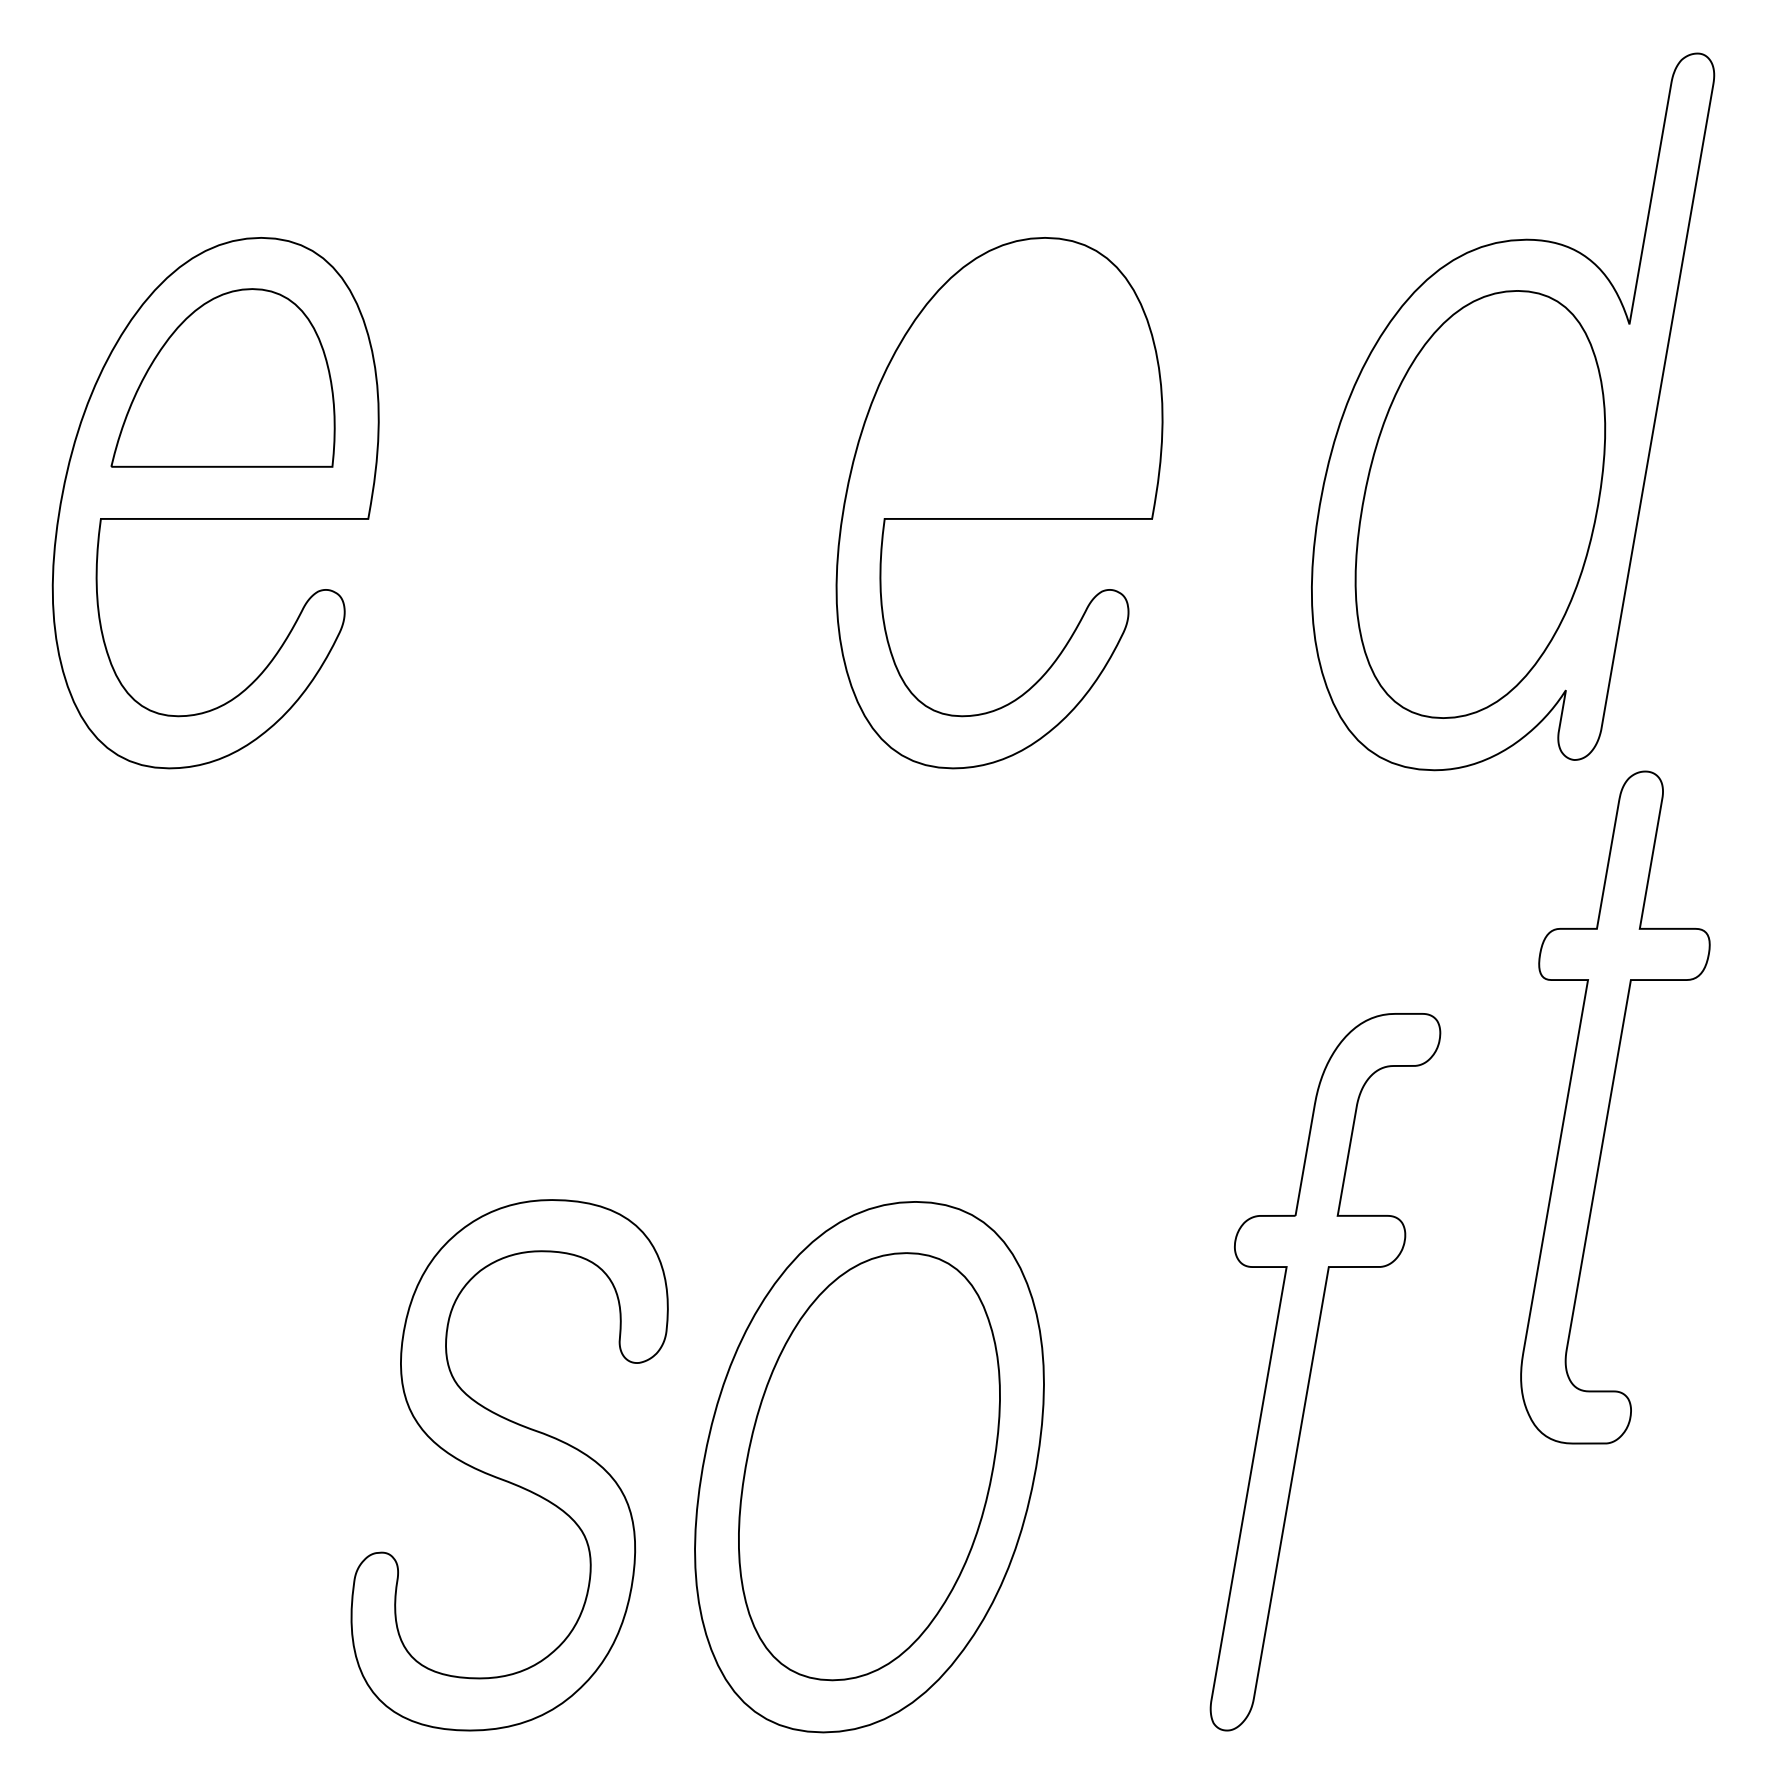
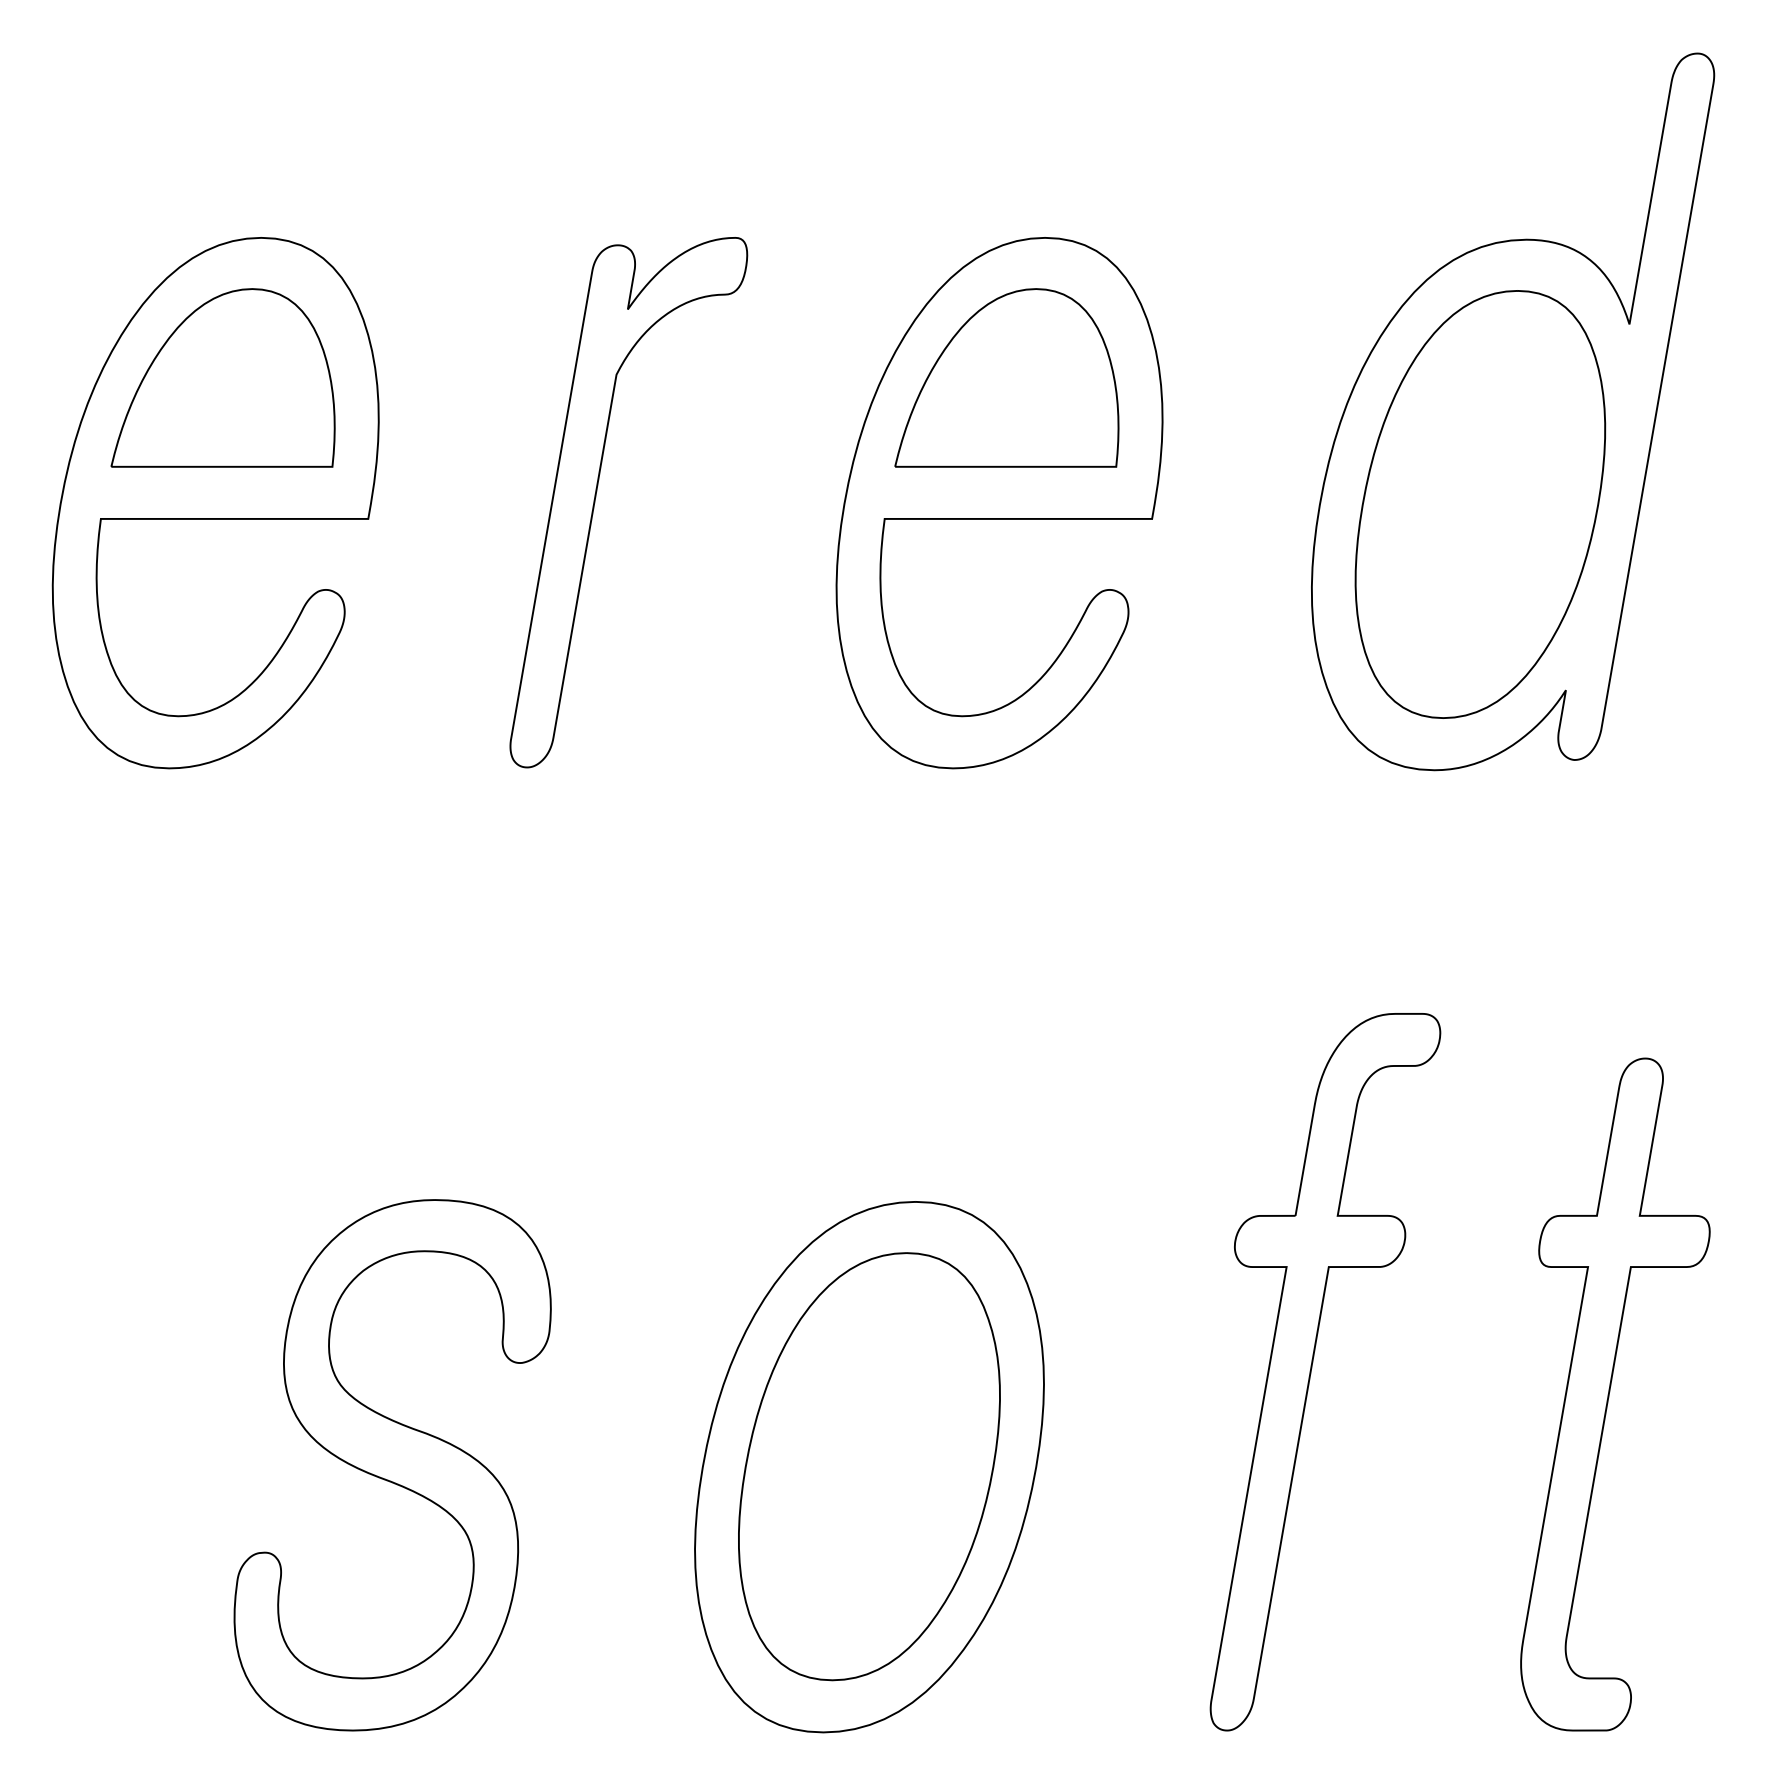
part: none -> present (1006, 377)
part: none -> present (596, 497)
part position: (1615, 1107) -> (1615, 1394) (1615, 1394)
part position: (509, 1465) -> (392, 1465) (392, 1465)
